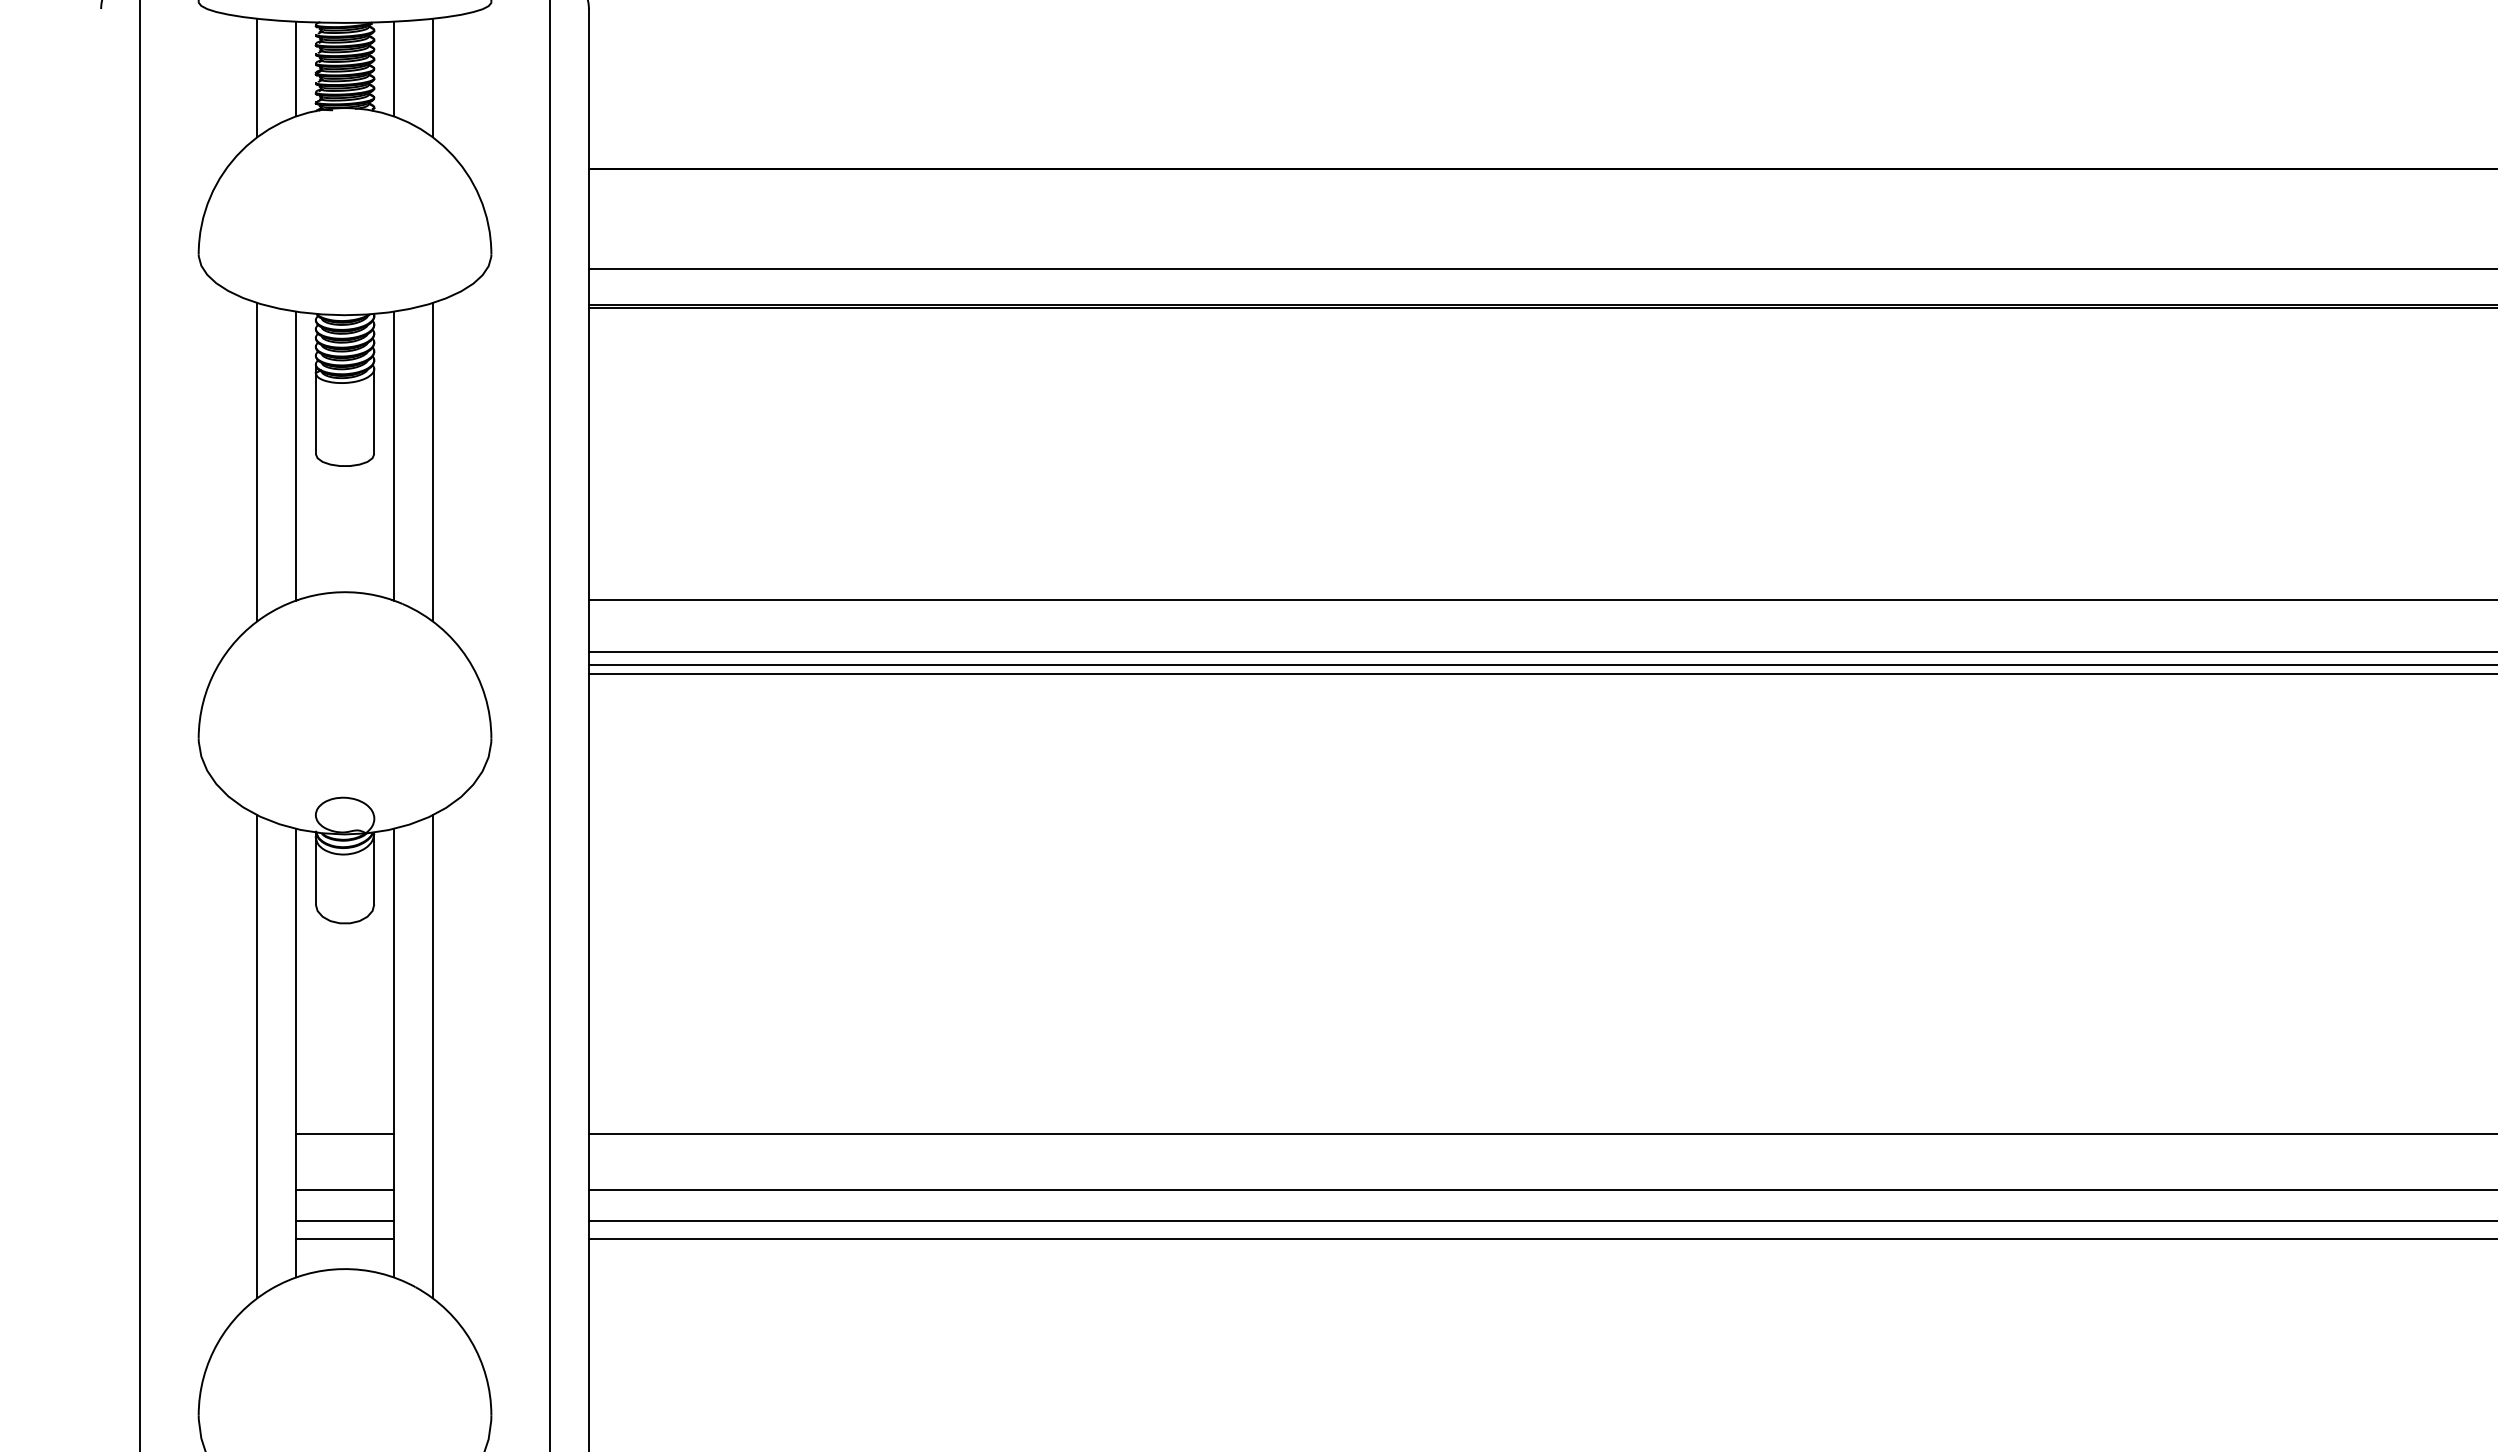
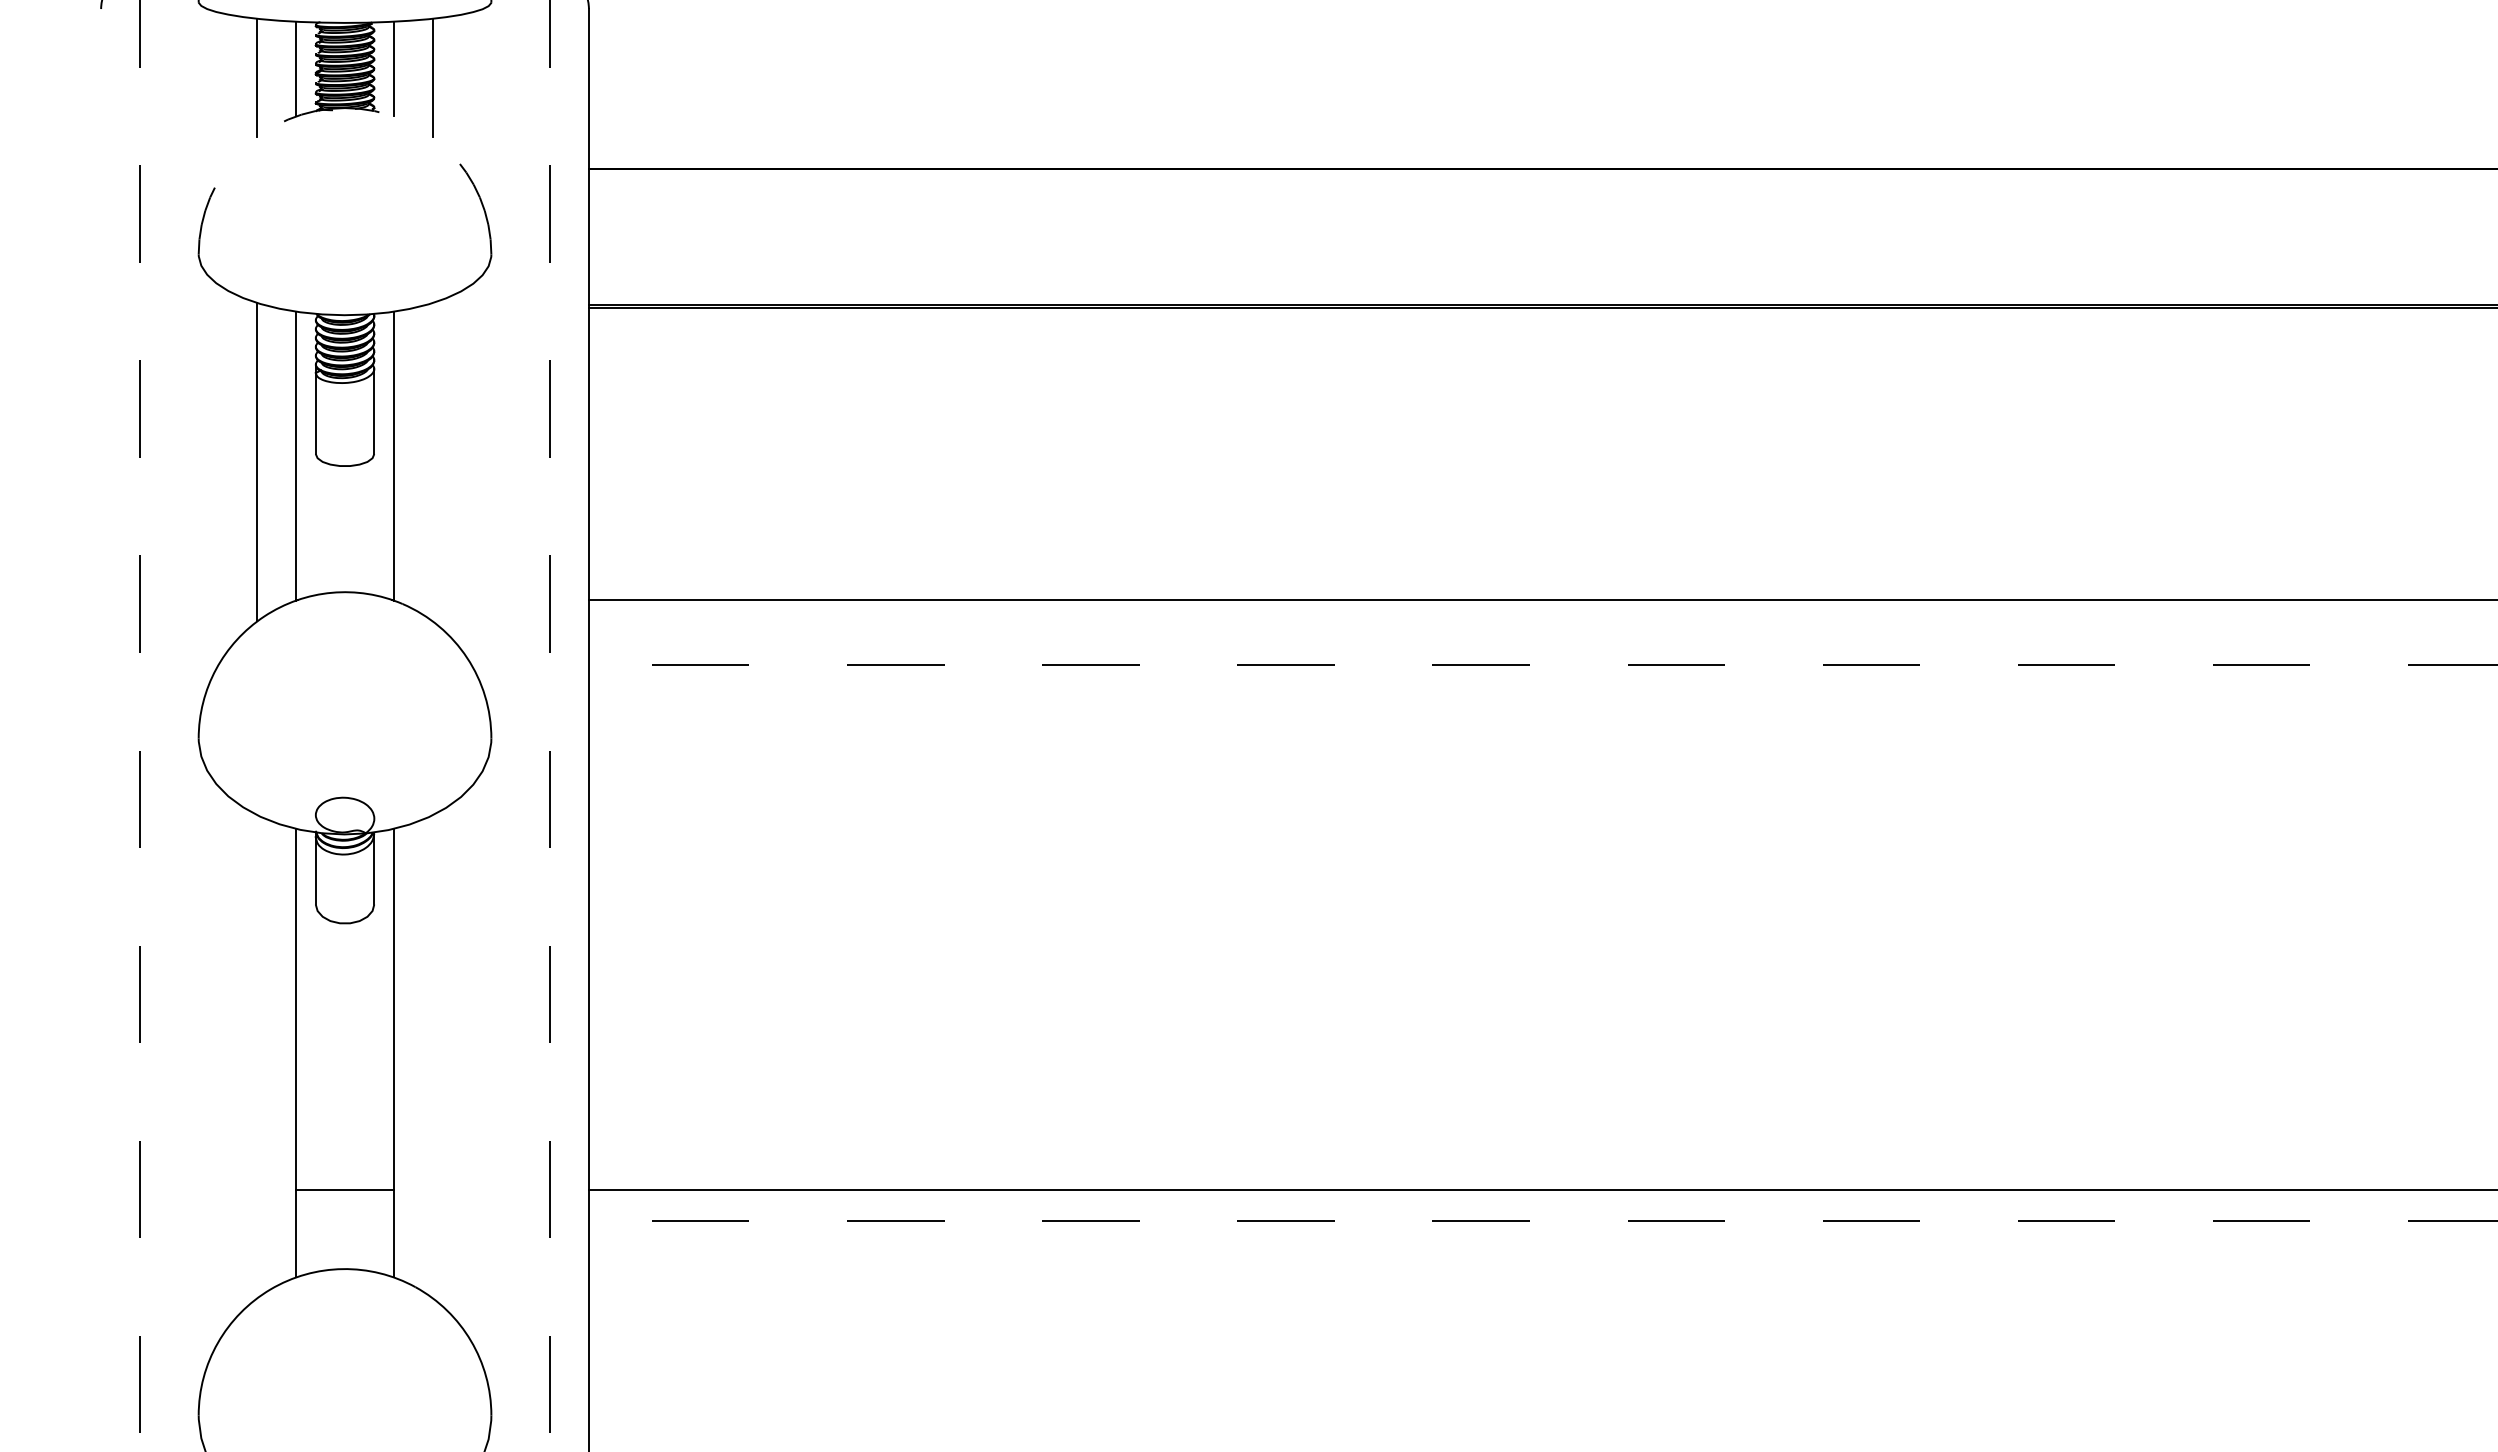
arc: solid -> dashed (345, 108)
line: present -> none (1541, 269)
line: present -> none (432, 462)
line: present -> none (1541, 651)
line: solid -> dashed (1542, 664)
line: present -> none (1541, 674)
line: solid -> dashed (140, 725)
line: solid -> dashed (549, 725)
line: present -> none (257, 1056)
line: present -> none (432, 1056)
line: present -> none (344, 1134)
line: present -> none (1541, 1134)
line: present -> none (344, 1220)
line: solid -> dashed (1542, 1220)
line: present -> none (344, 1238)
line: present -> none (1541, 1238)
